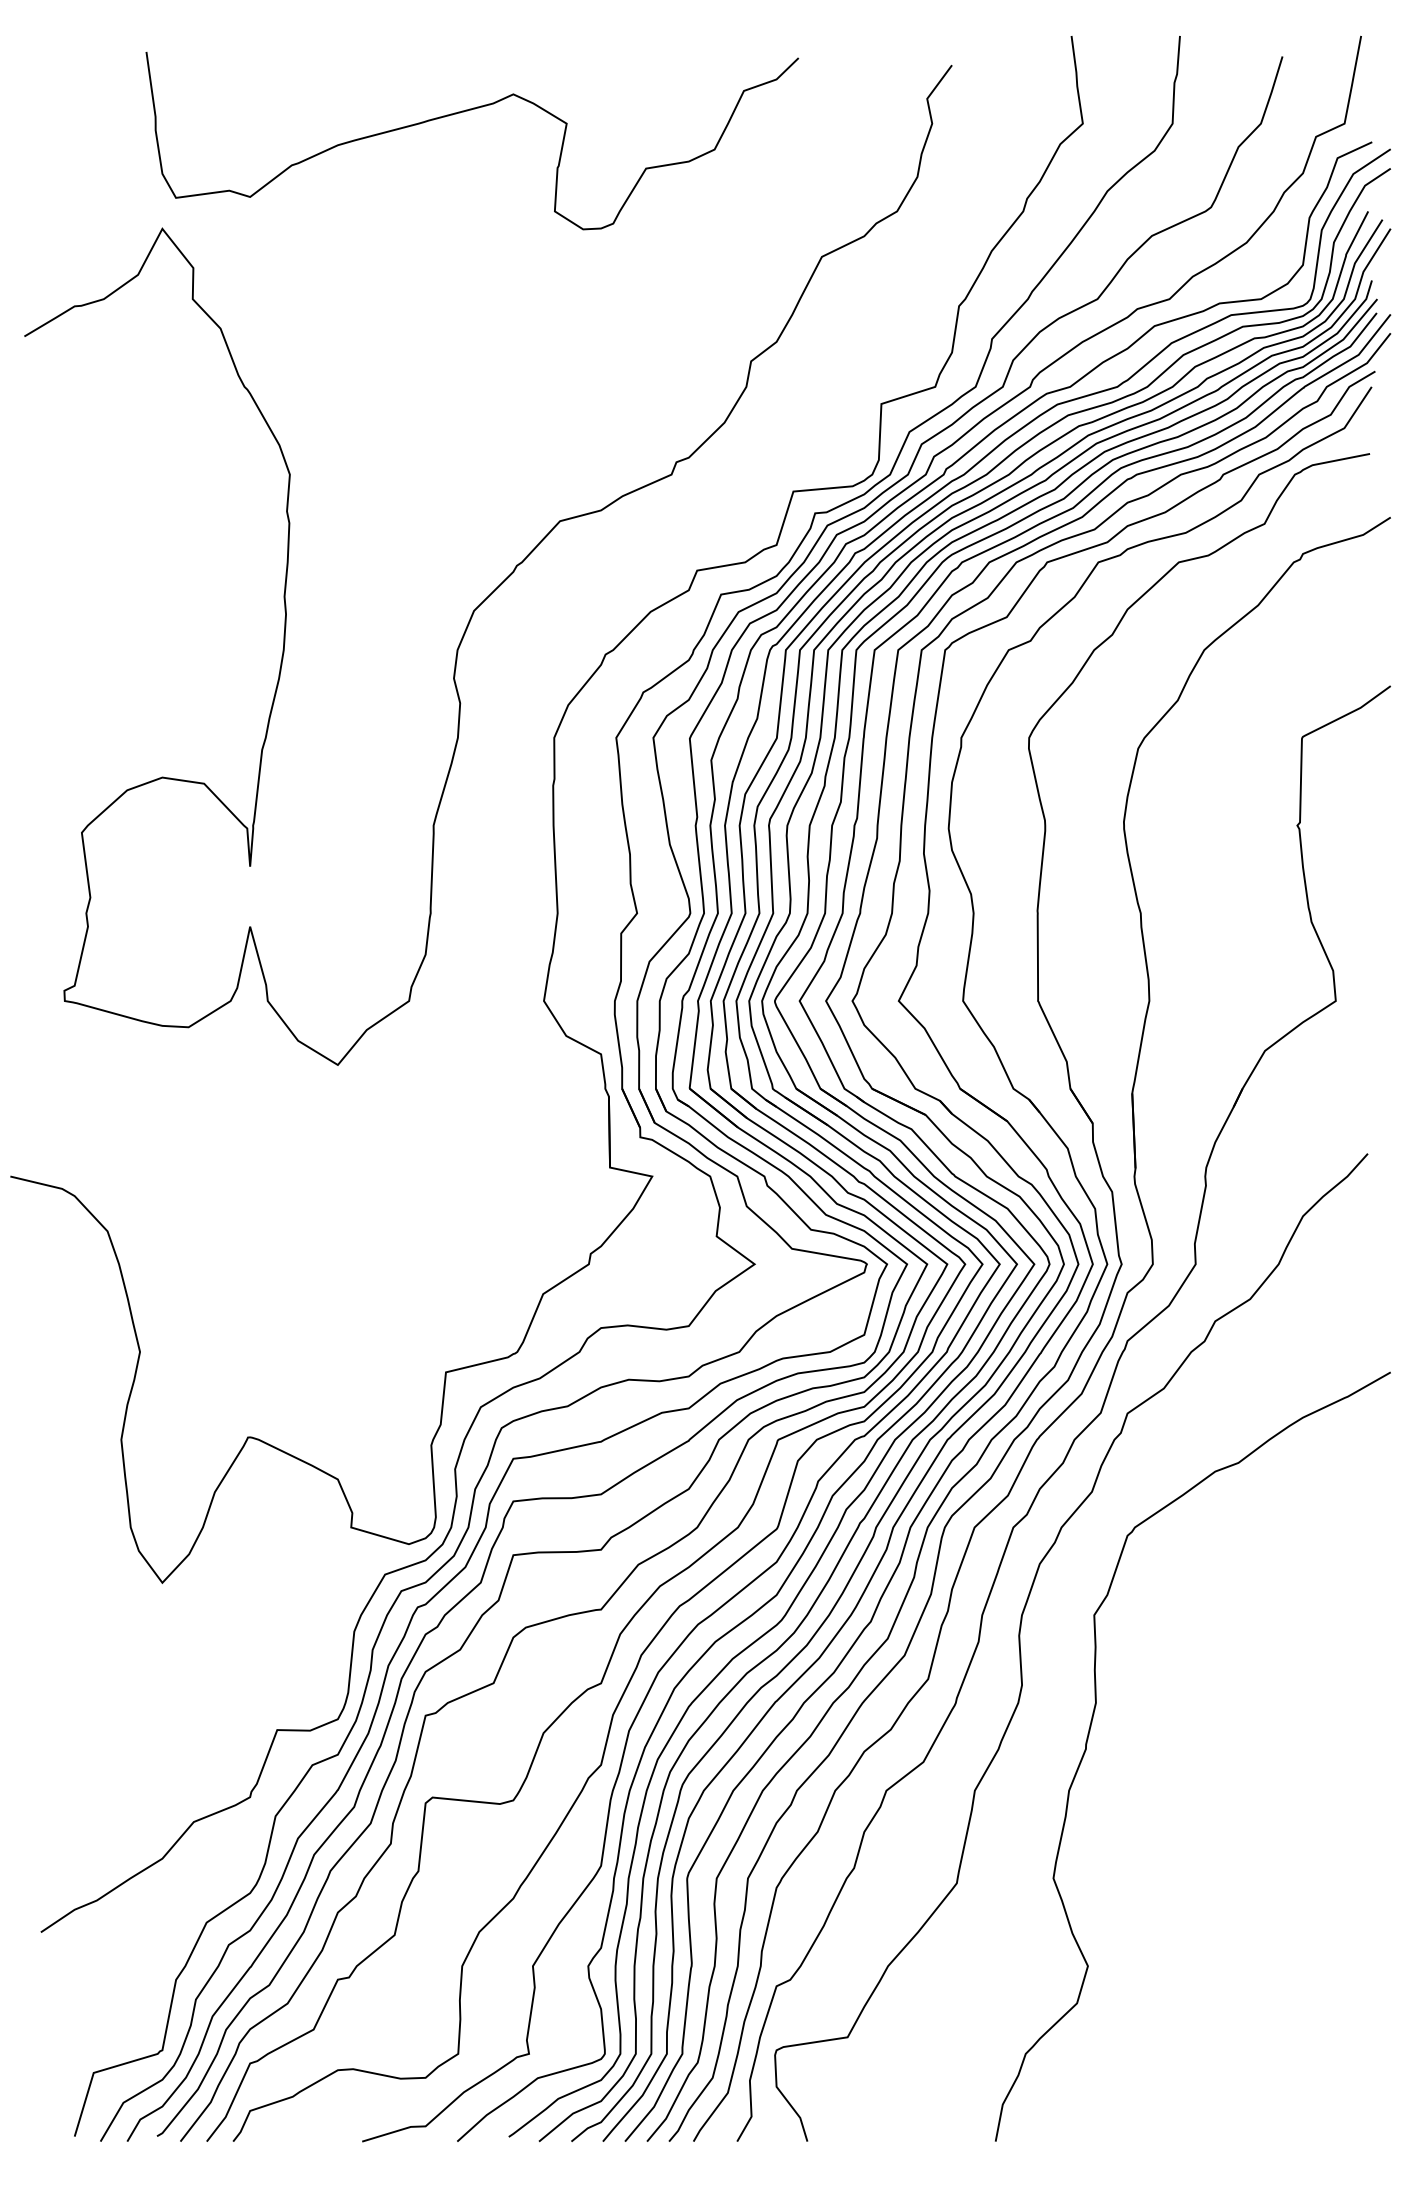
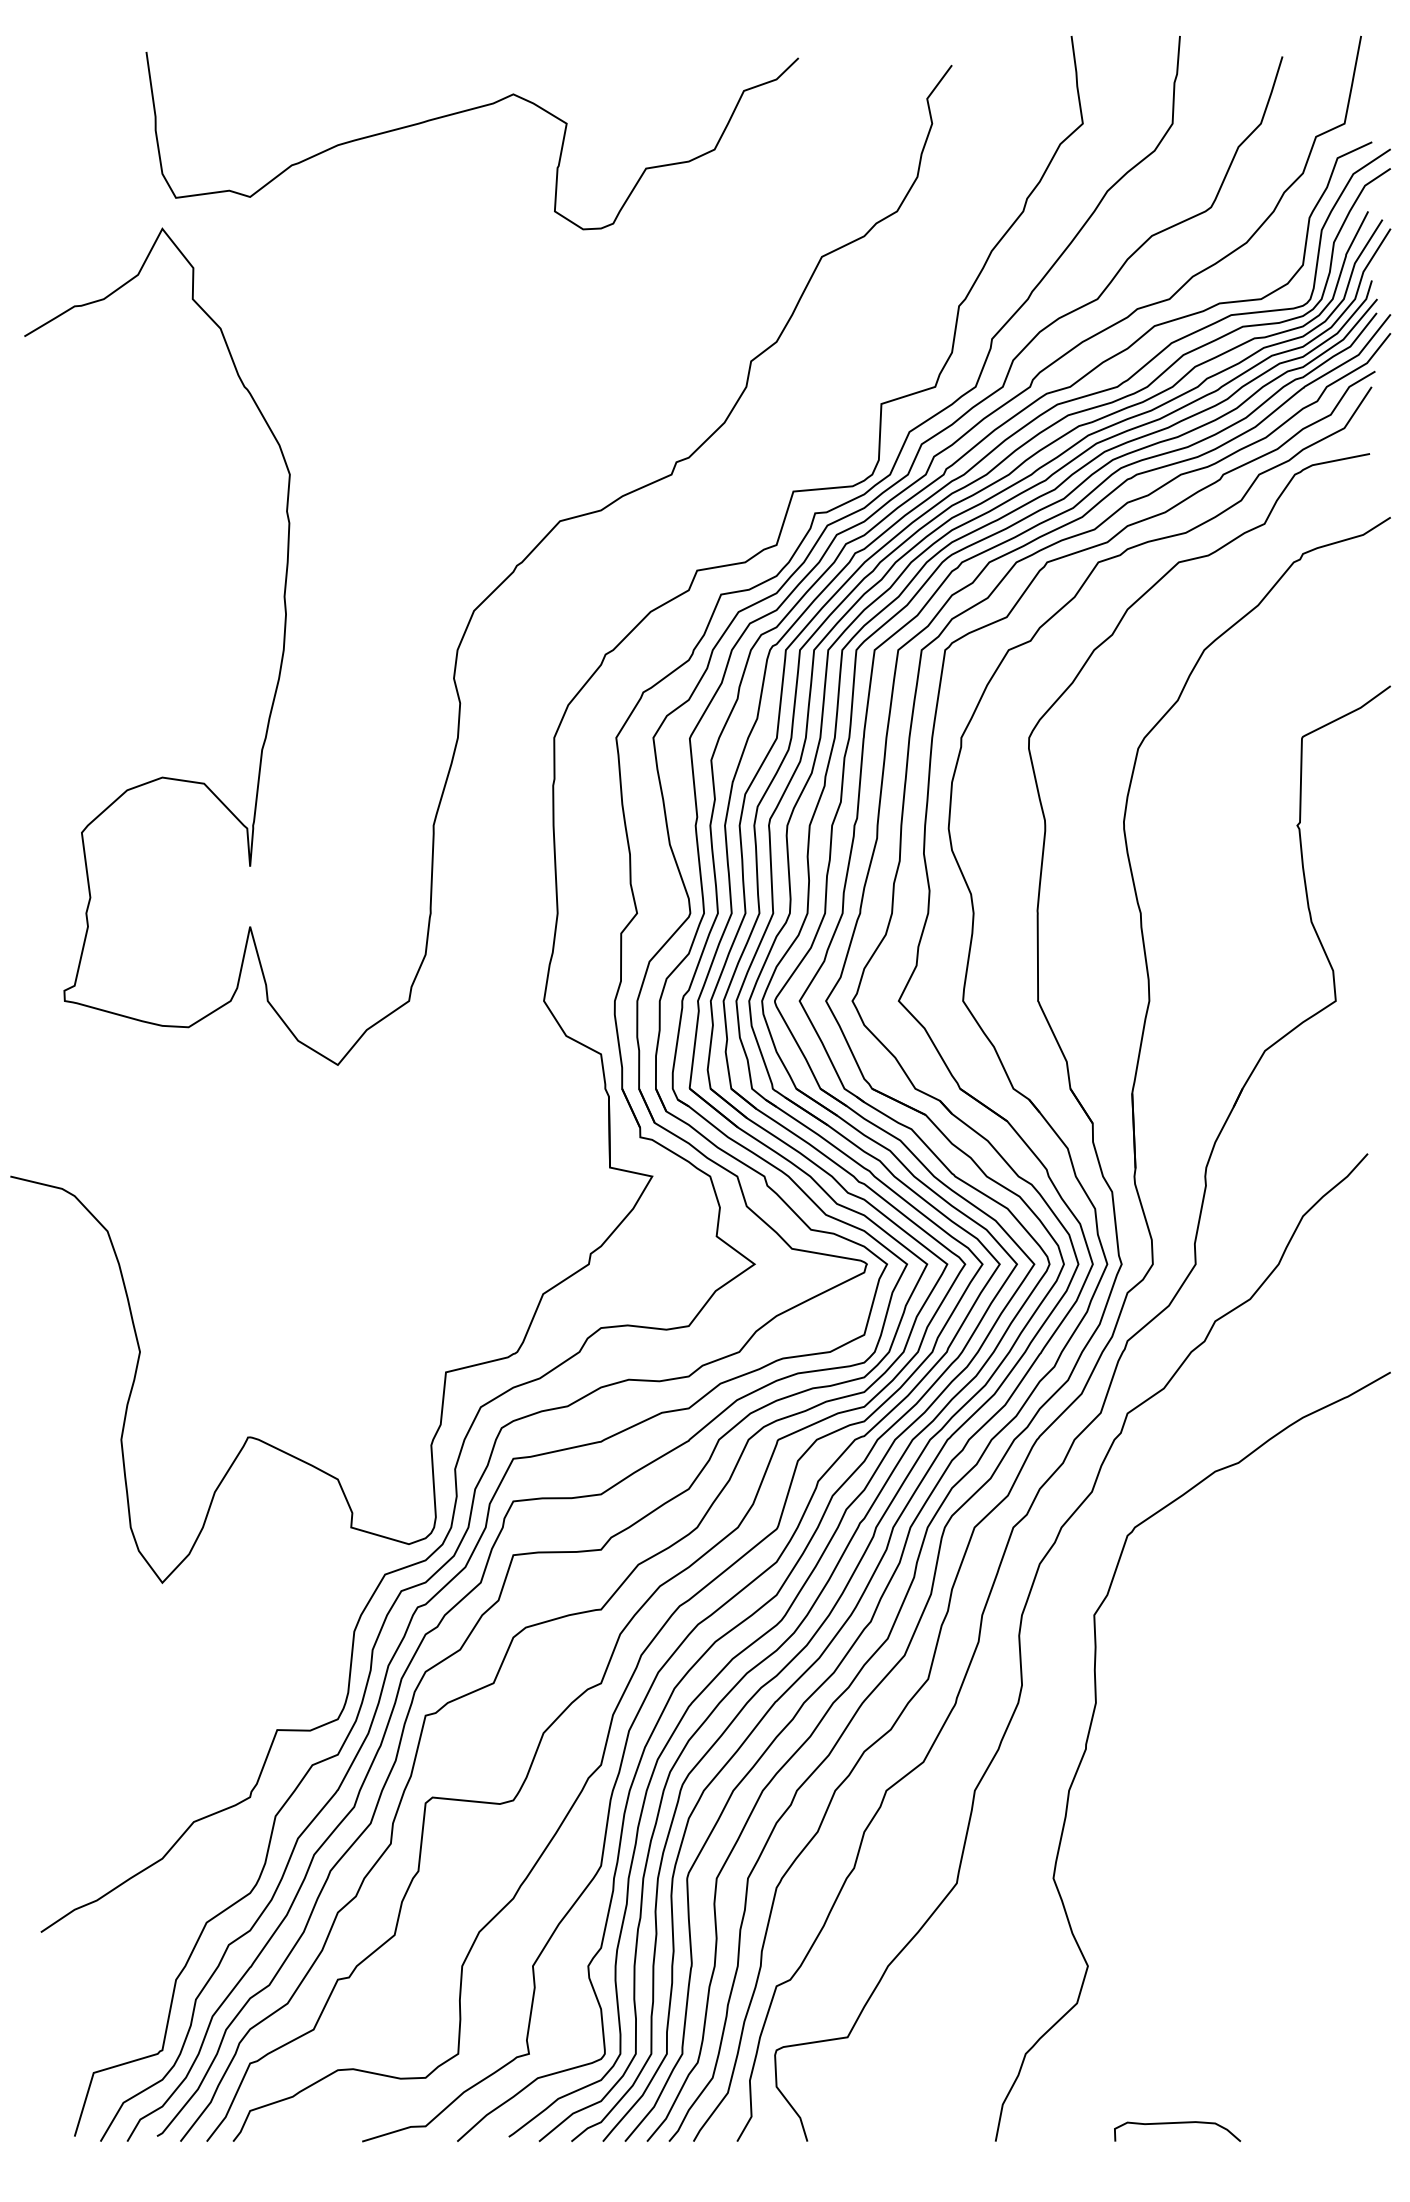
curve: none -> present (1177, 2123)
